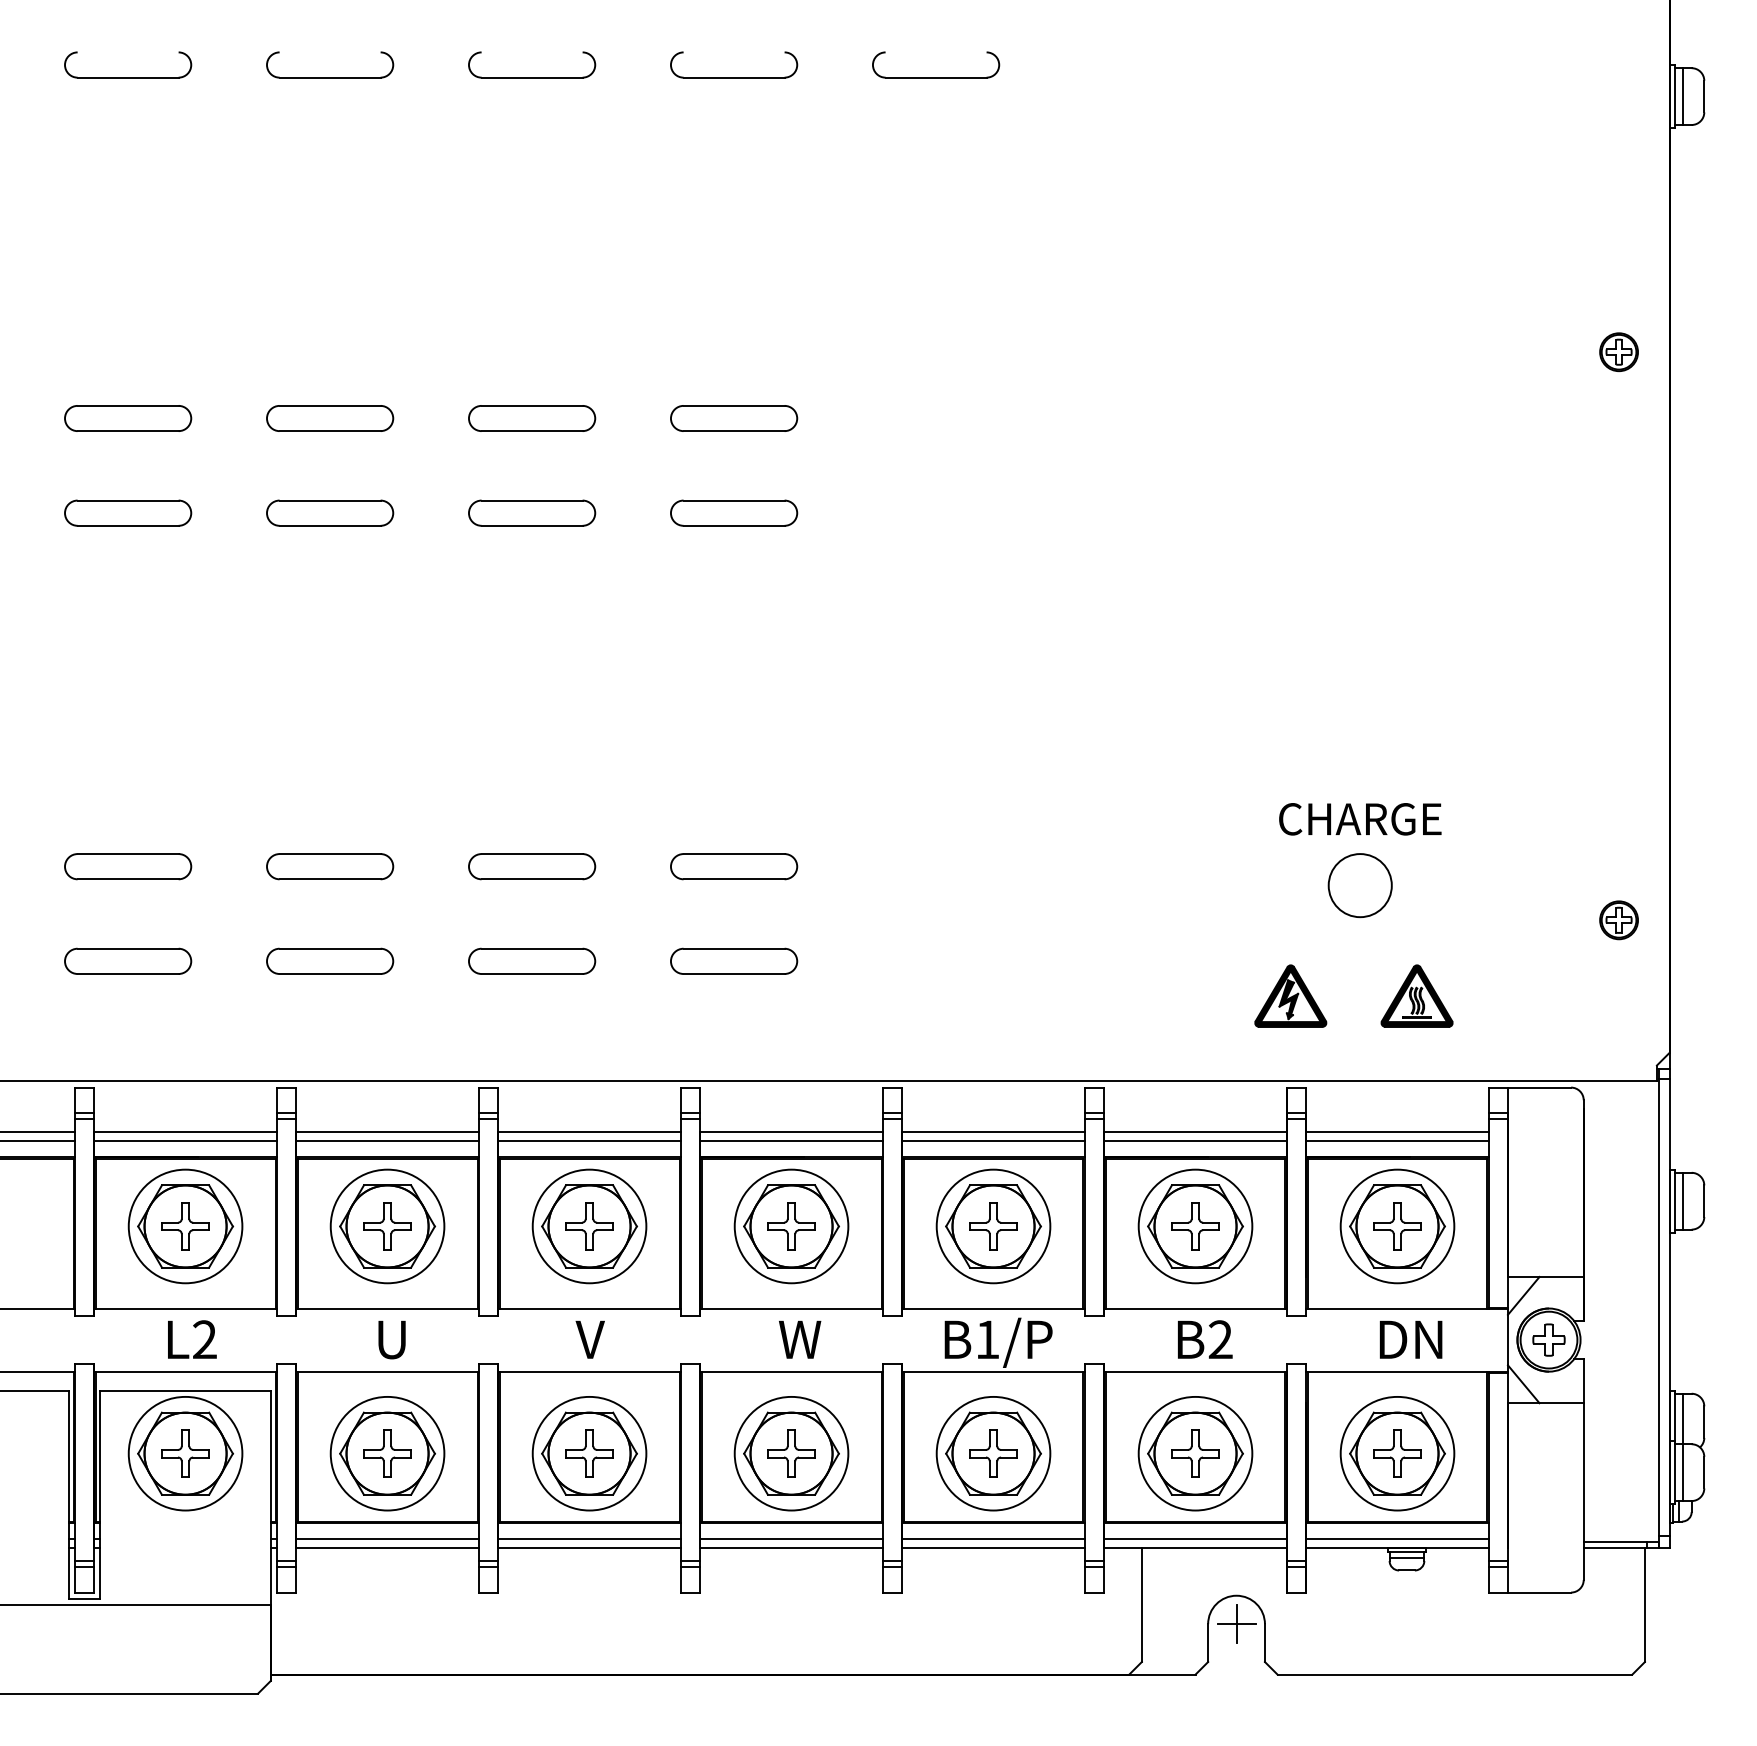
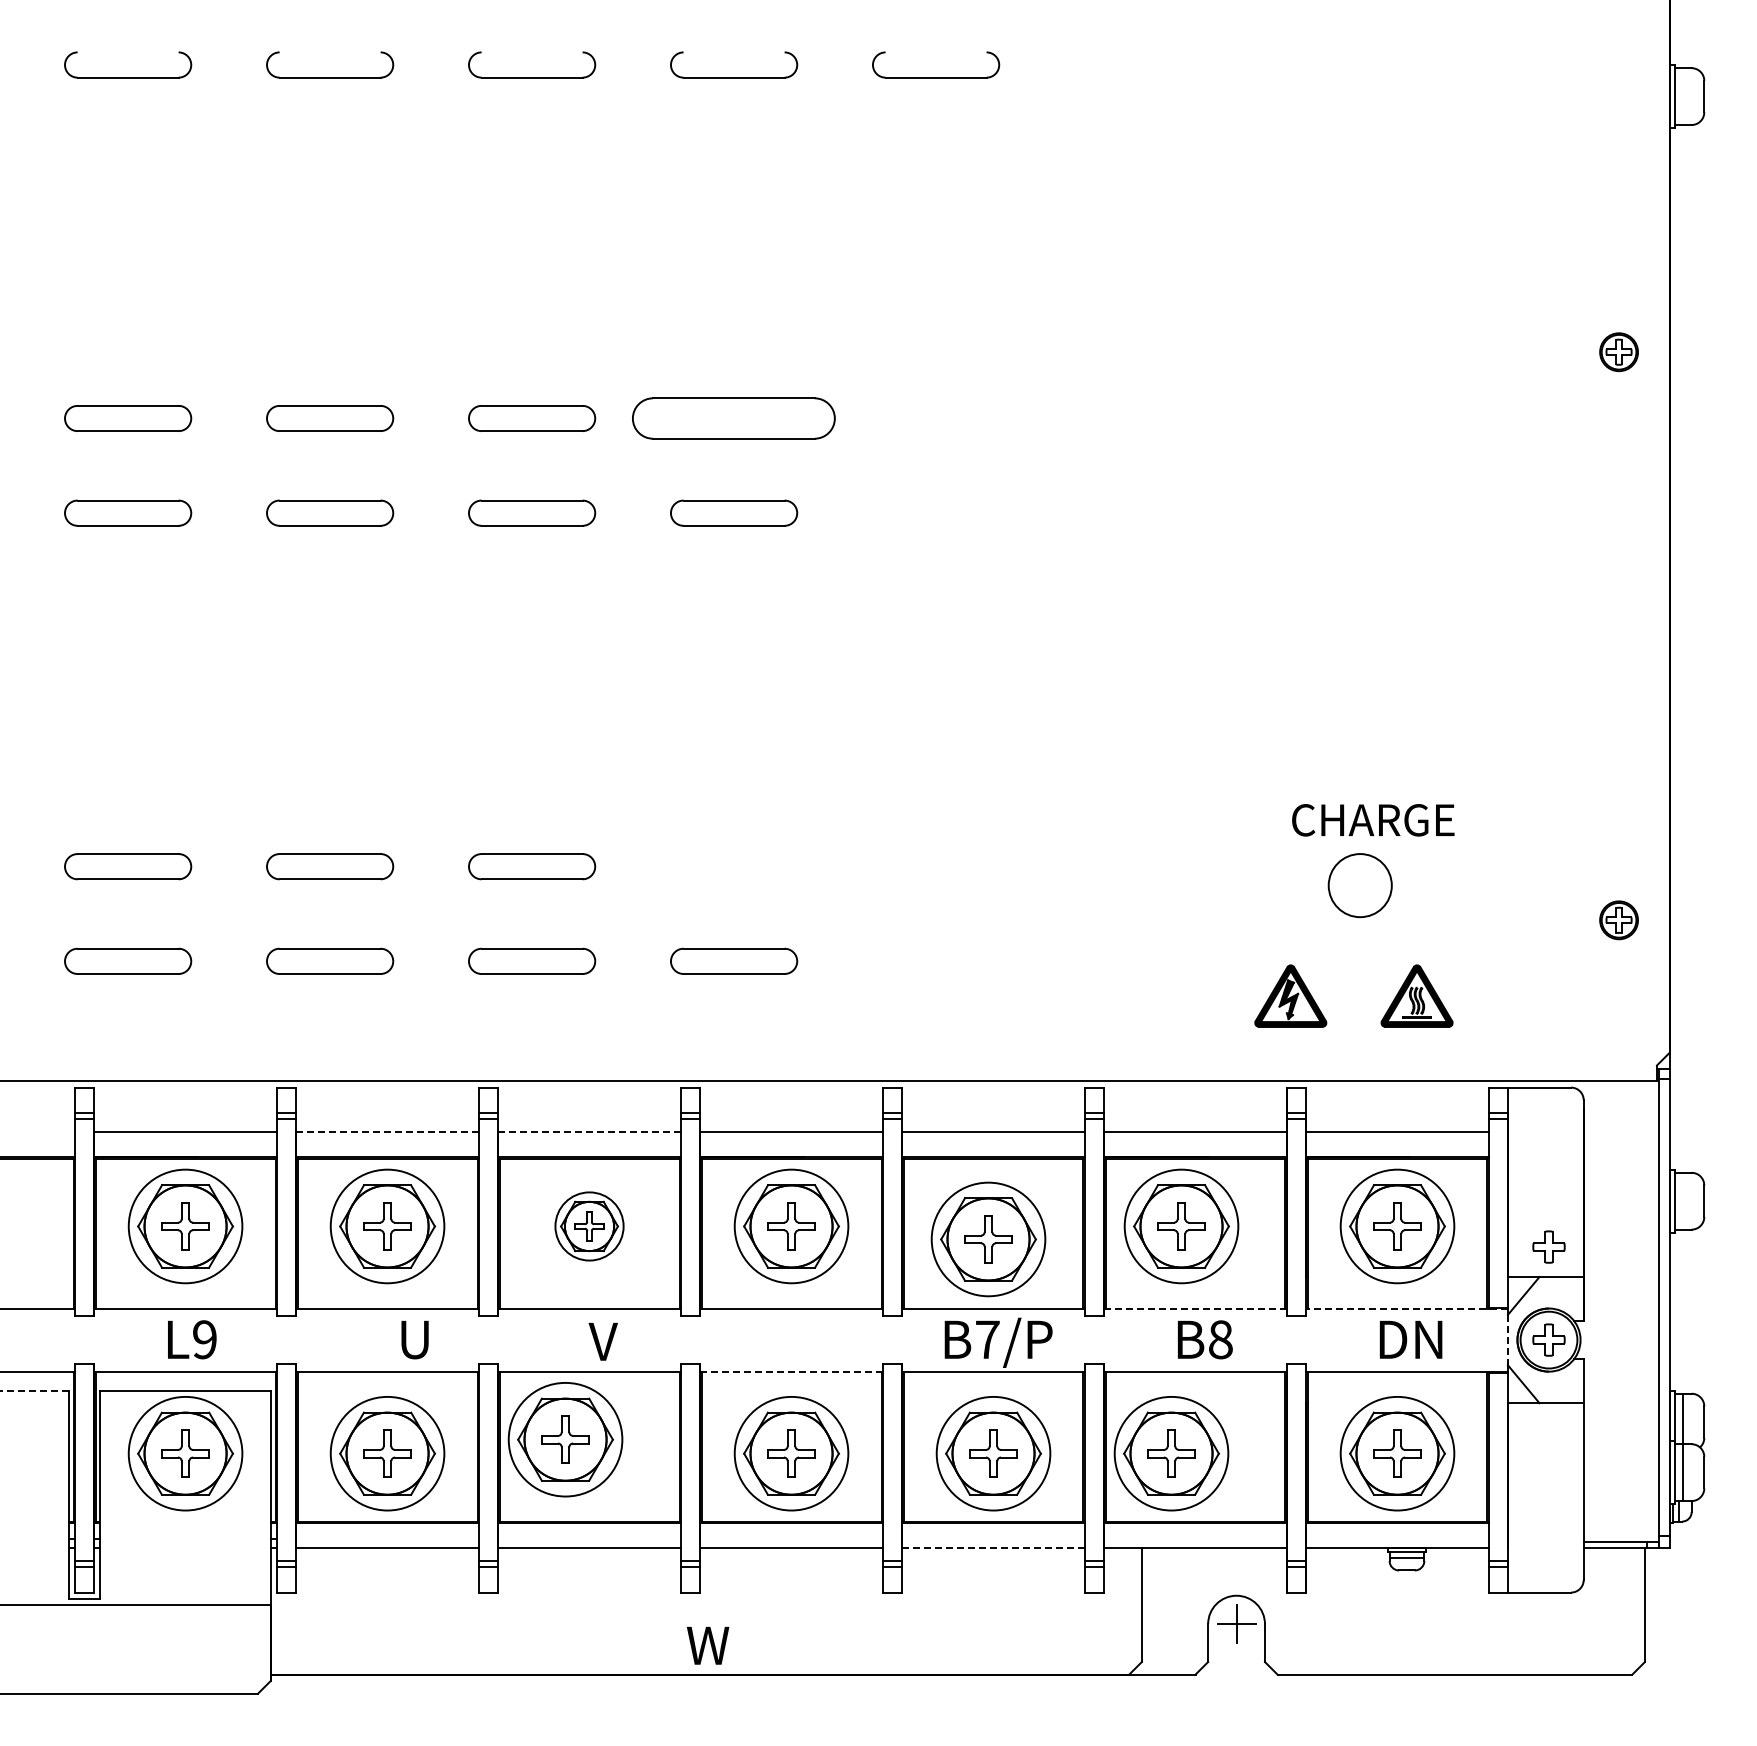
line: present -> none (1683, 96)
part size: 129x27 px -> 204x43 px (733, 418)
text position: (1360, 819) -> (1373, 820) (1373, 820)
part: present -> none (734, 866)
line: present -> none (38, 1131)
line: solid -> dashed (387, 1131)
line: solid -> dashed (589, 1131)
line: present -> none (38, 1141)
line: present -> none (185, 1141)
line: present -> none (387, 1141)
line: present -> none (589, 1141)
line: present -> none (791, 1141)
line: present -> none (993, 1141)
line: present -> none (1195, 1141)
line: present -> none (1397, 1141)
line: present -> none (1683, 1200)
part size: 117x117 px -> 71x71 px (589, 1226)
part position: (993, 1226) -> (988, 1239) (988, 1239)
part position: (1195, 1226) -> (1181, 1226) (1181, 1226)
part: none -> present (1548, 1246)
line: solid -> dashed (1195, 1308)
line: solid -> dashed (1406, 1308)
text position: (391, 1339) -> (414, 1339) (414, 1339)
text position: (589, 1339) -> (602, 1341) (602, 1341)
text position: (800, 1339) -> (708, 1645) (708, 1645)
text: B1/P -> B7/P (987, 1339)
text: B2 -> B8 (1220, 1339)
text: L2 -> L9 (204, 1340)
line: solid -> dashed (1507, 1340)
line: solid -> dashed (791, 1371)
line: solid -> dashed (33, 1390)
part position: (589, 1453) -> (565, 1439) (565, 1439)
part position: (1195, 1453) -> (1171, 1453) (1171, 1453)
line: present -> none (387, 1538)
line: present -> none (589, 1538)
line: present -> none (791, 1538)
line: present -> none (993, 1538)
line: present -> none (1195, 1538)
line: present -> none (1397, 1538)
line: solid -> dashed (993, 1548)
